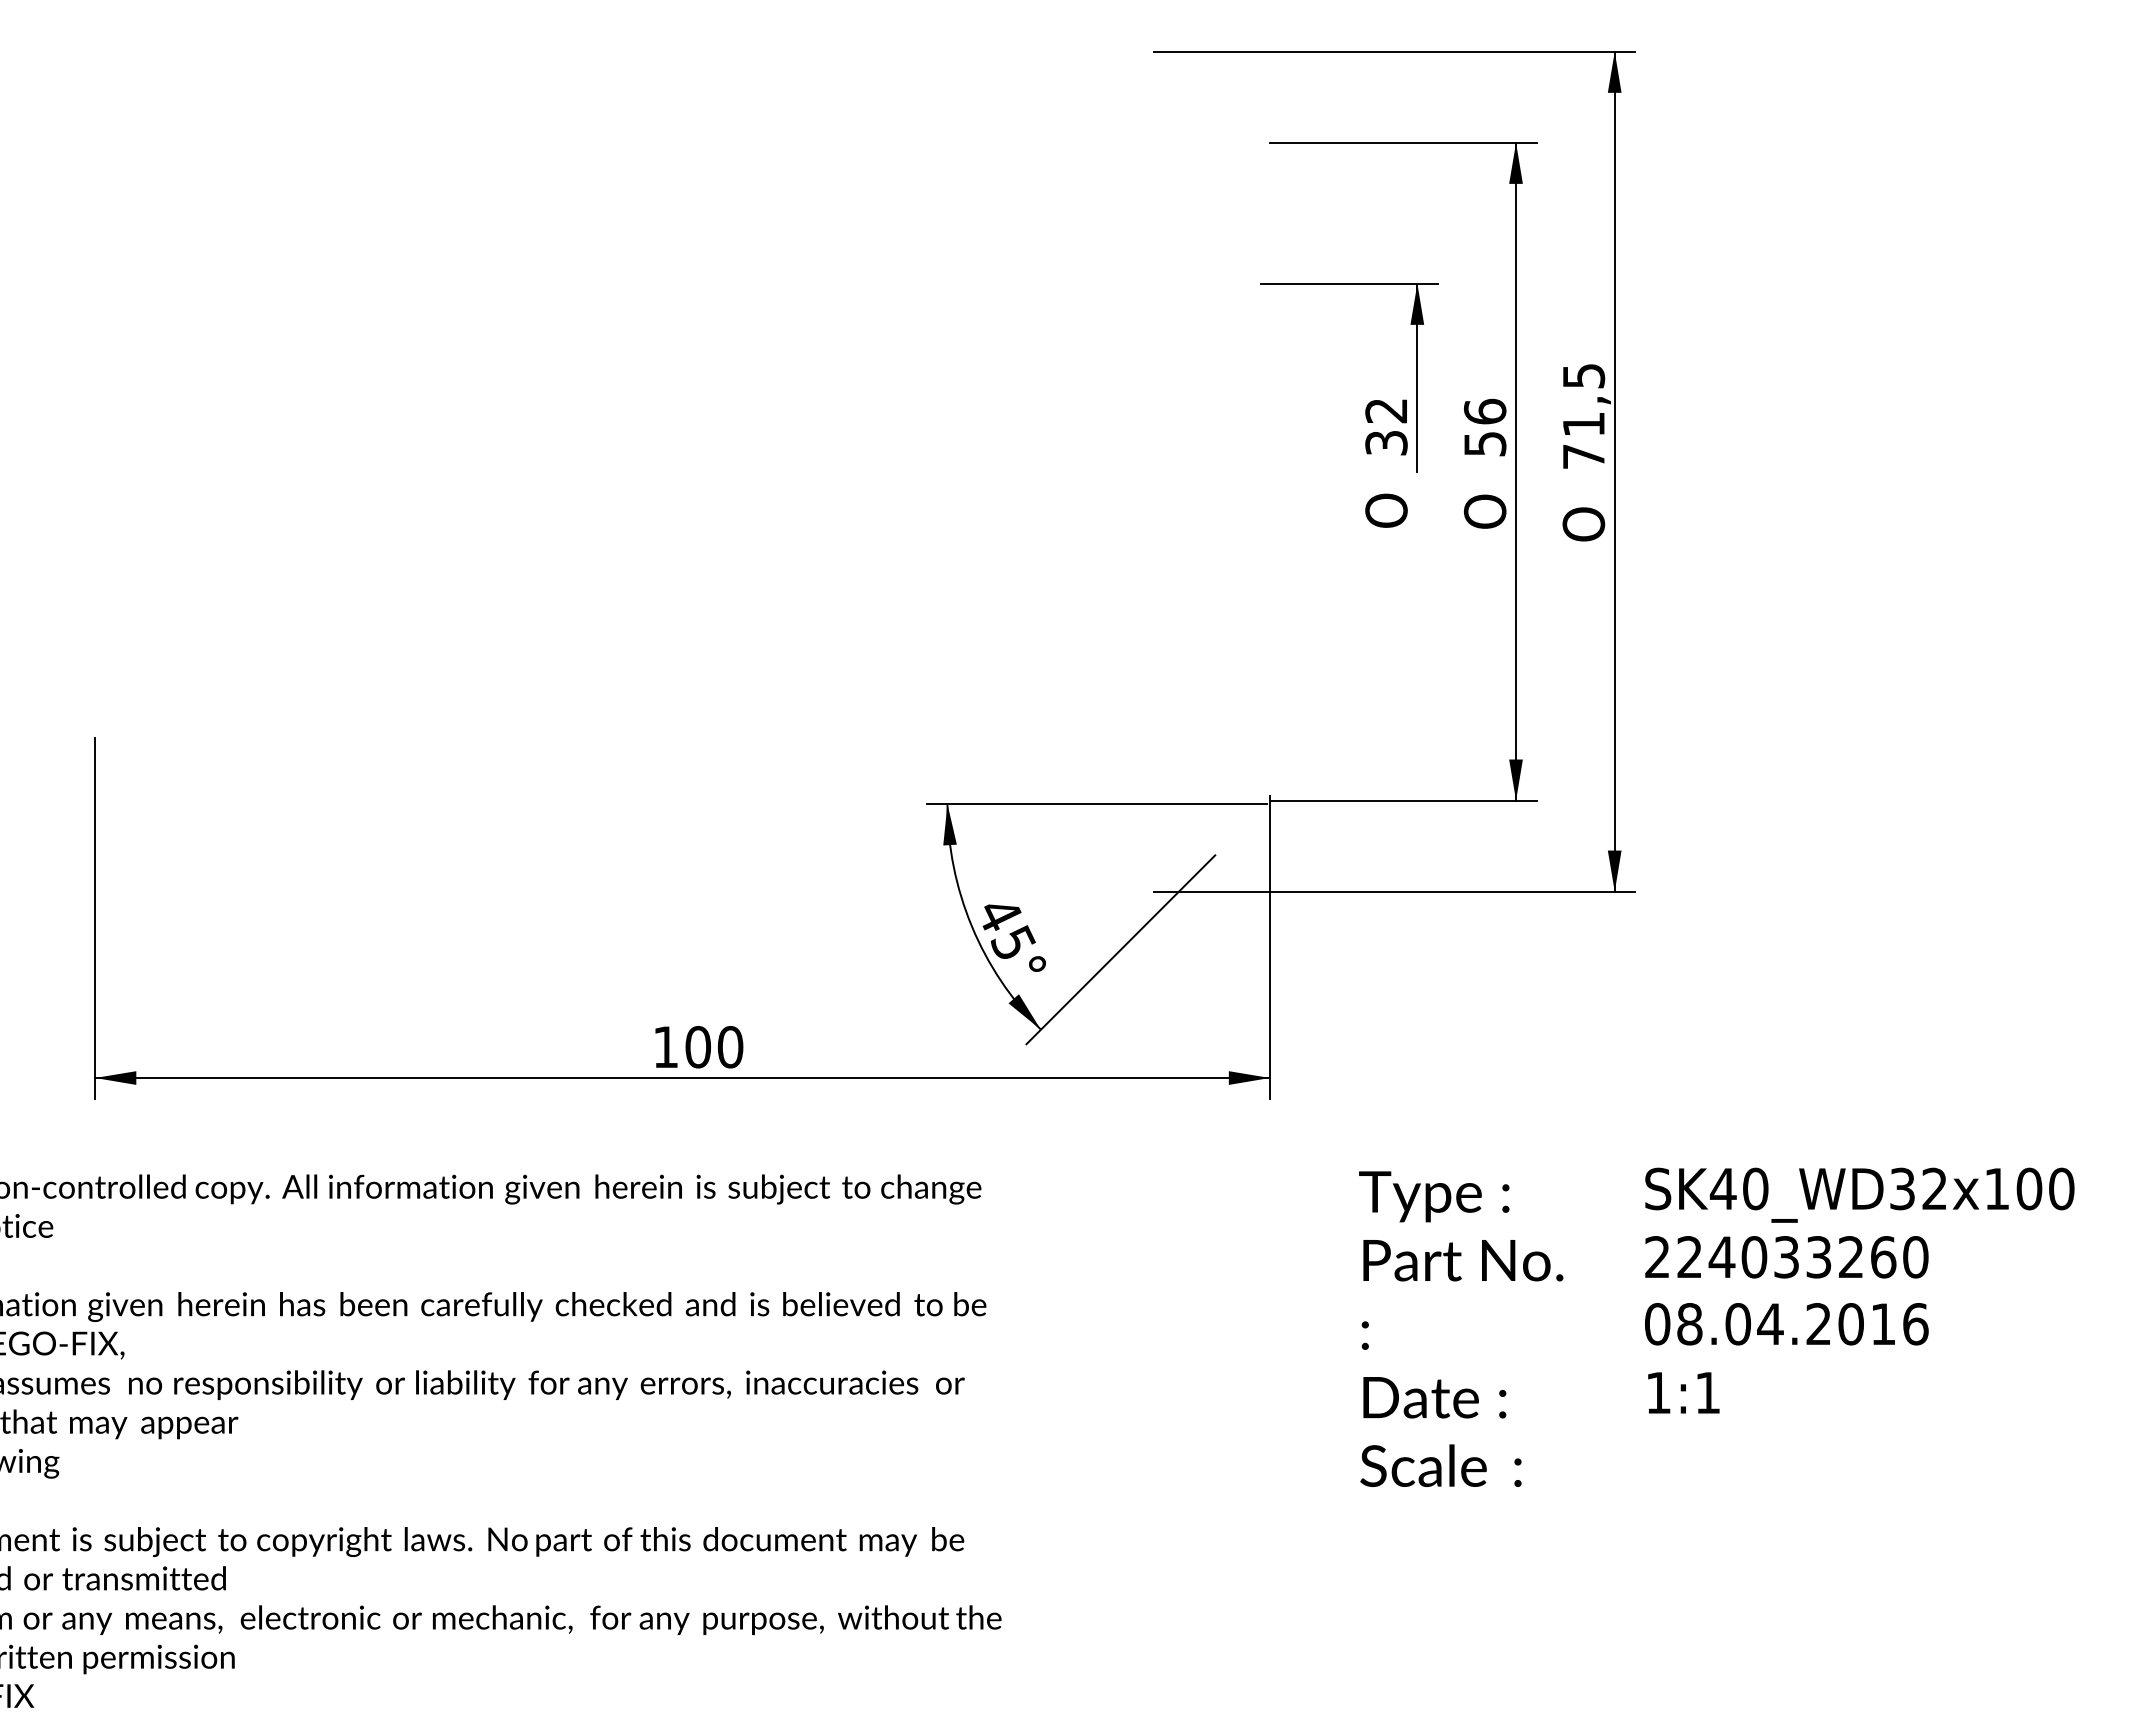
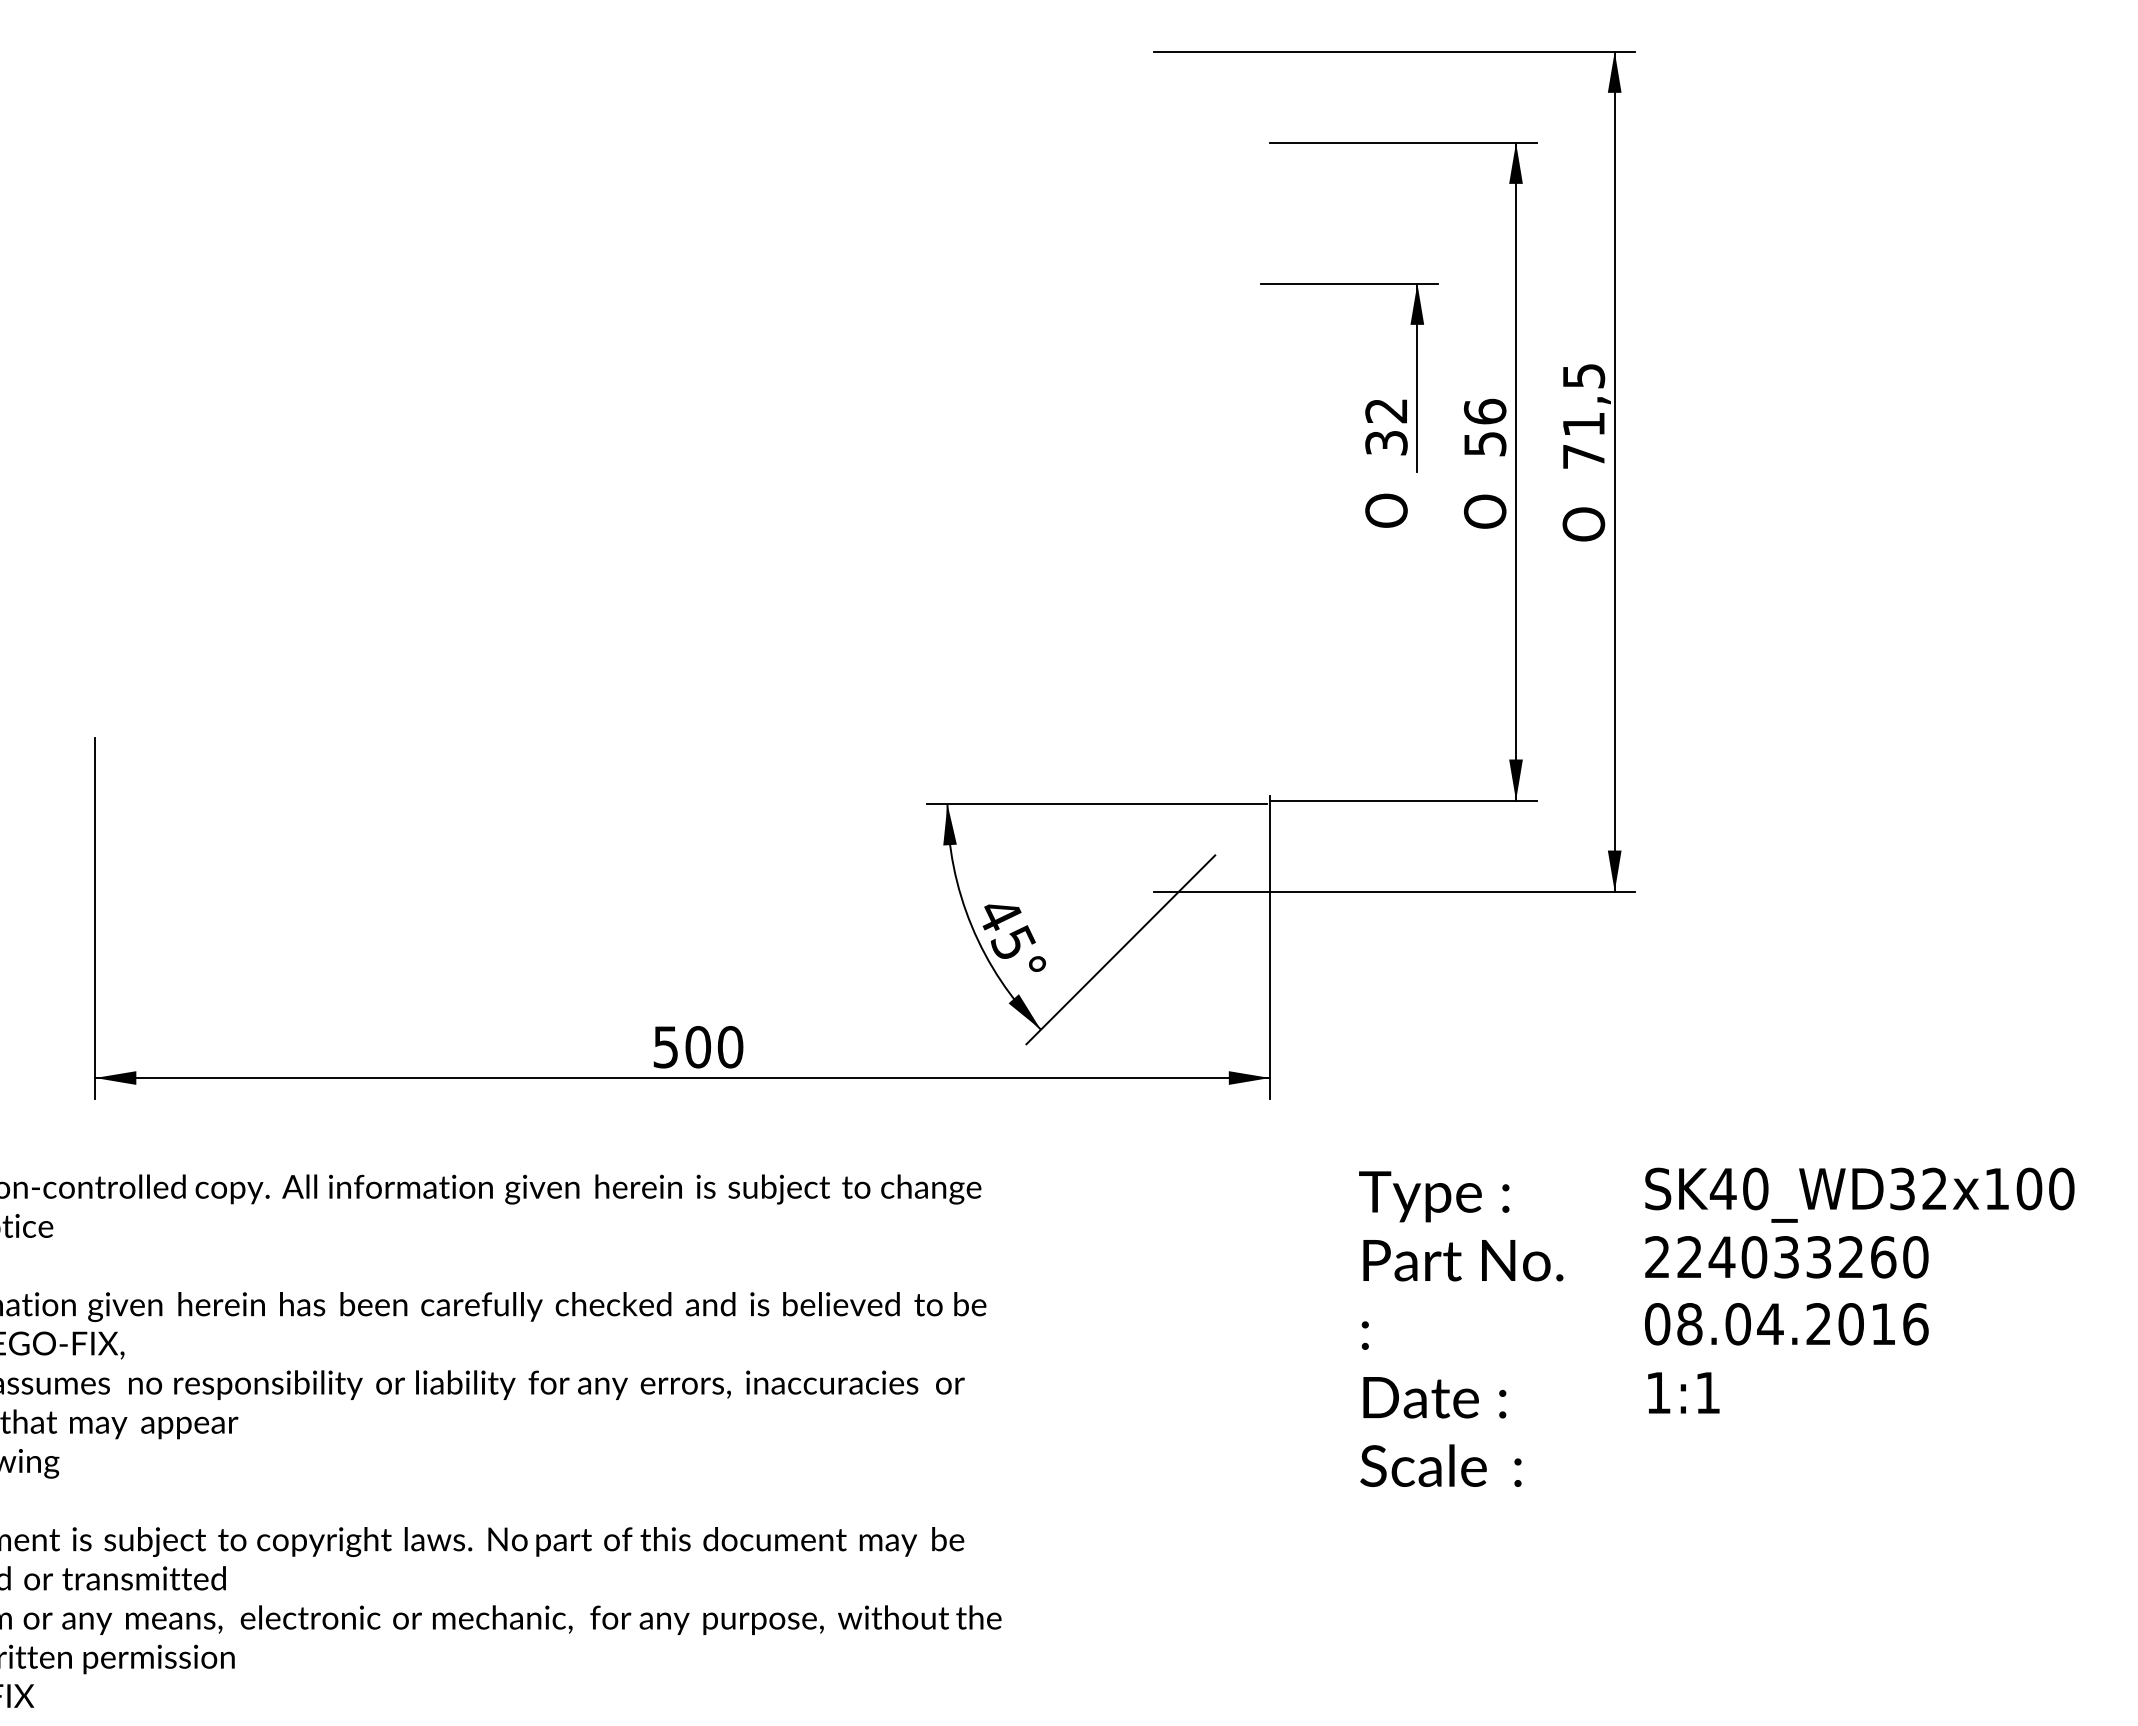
text: 100 -> 500 (665, 1047)
